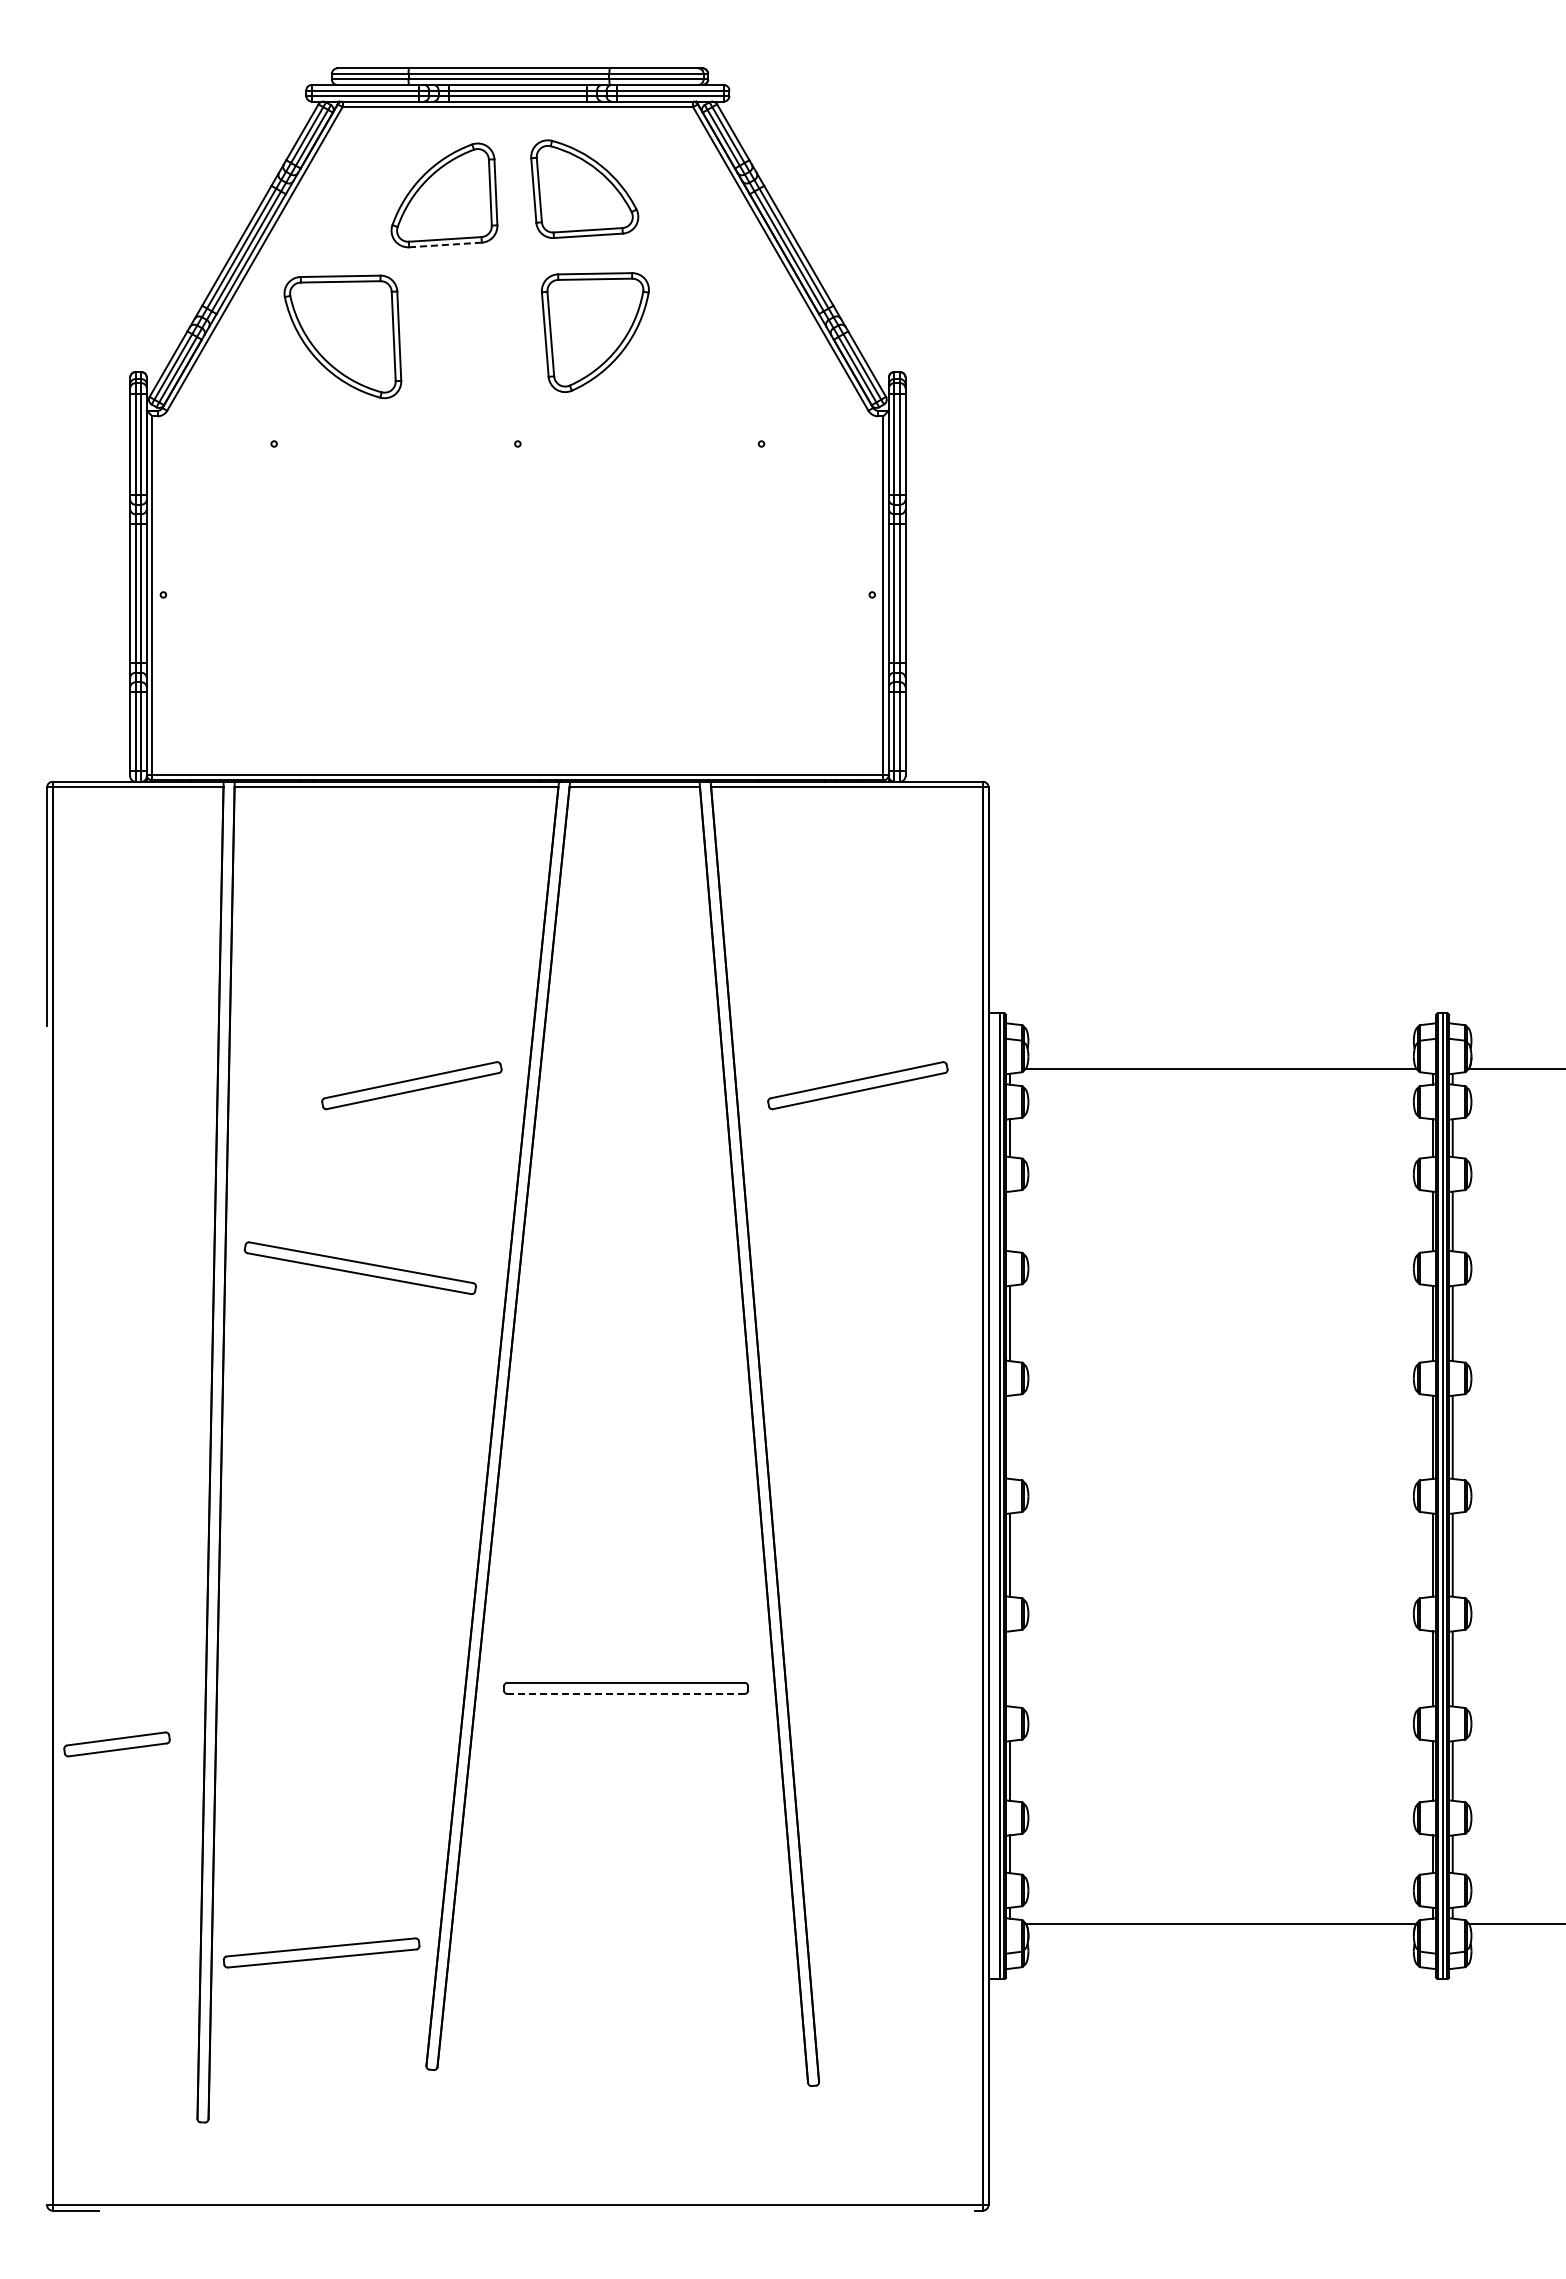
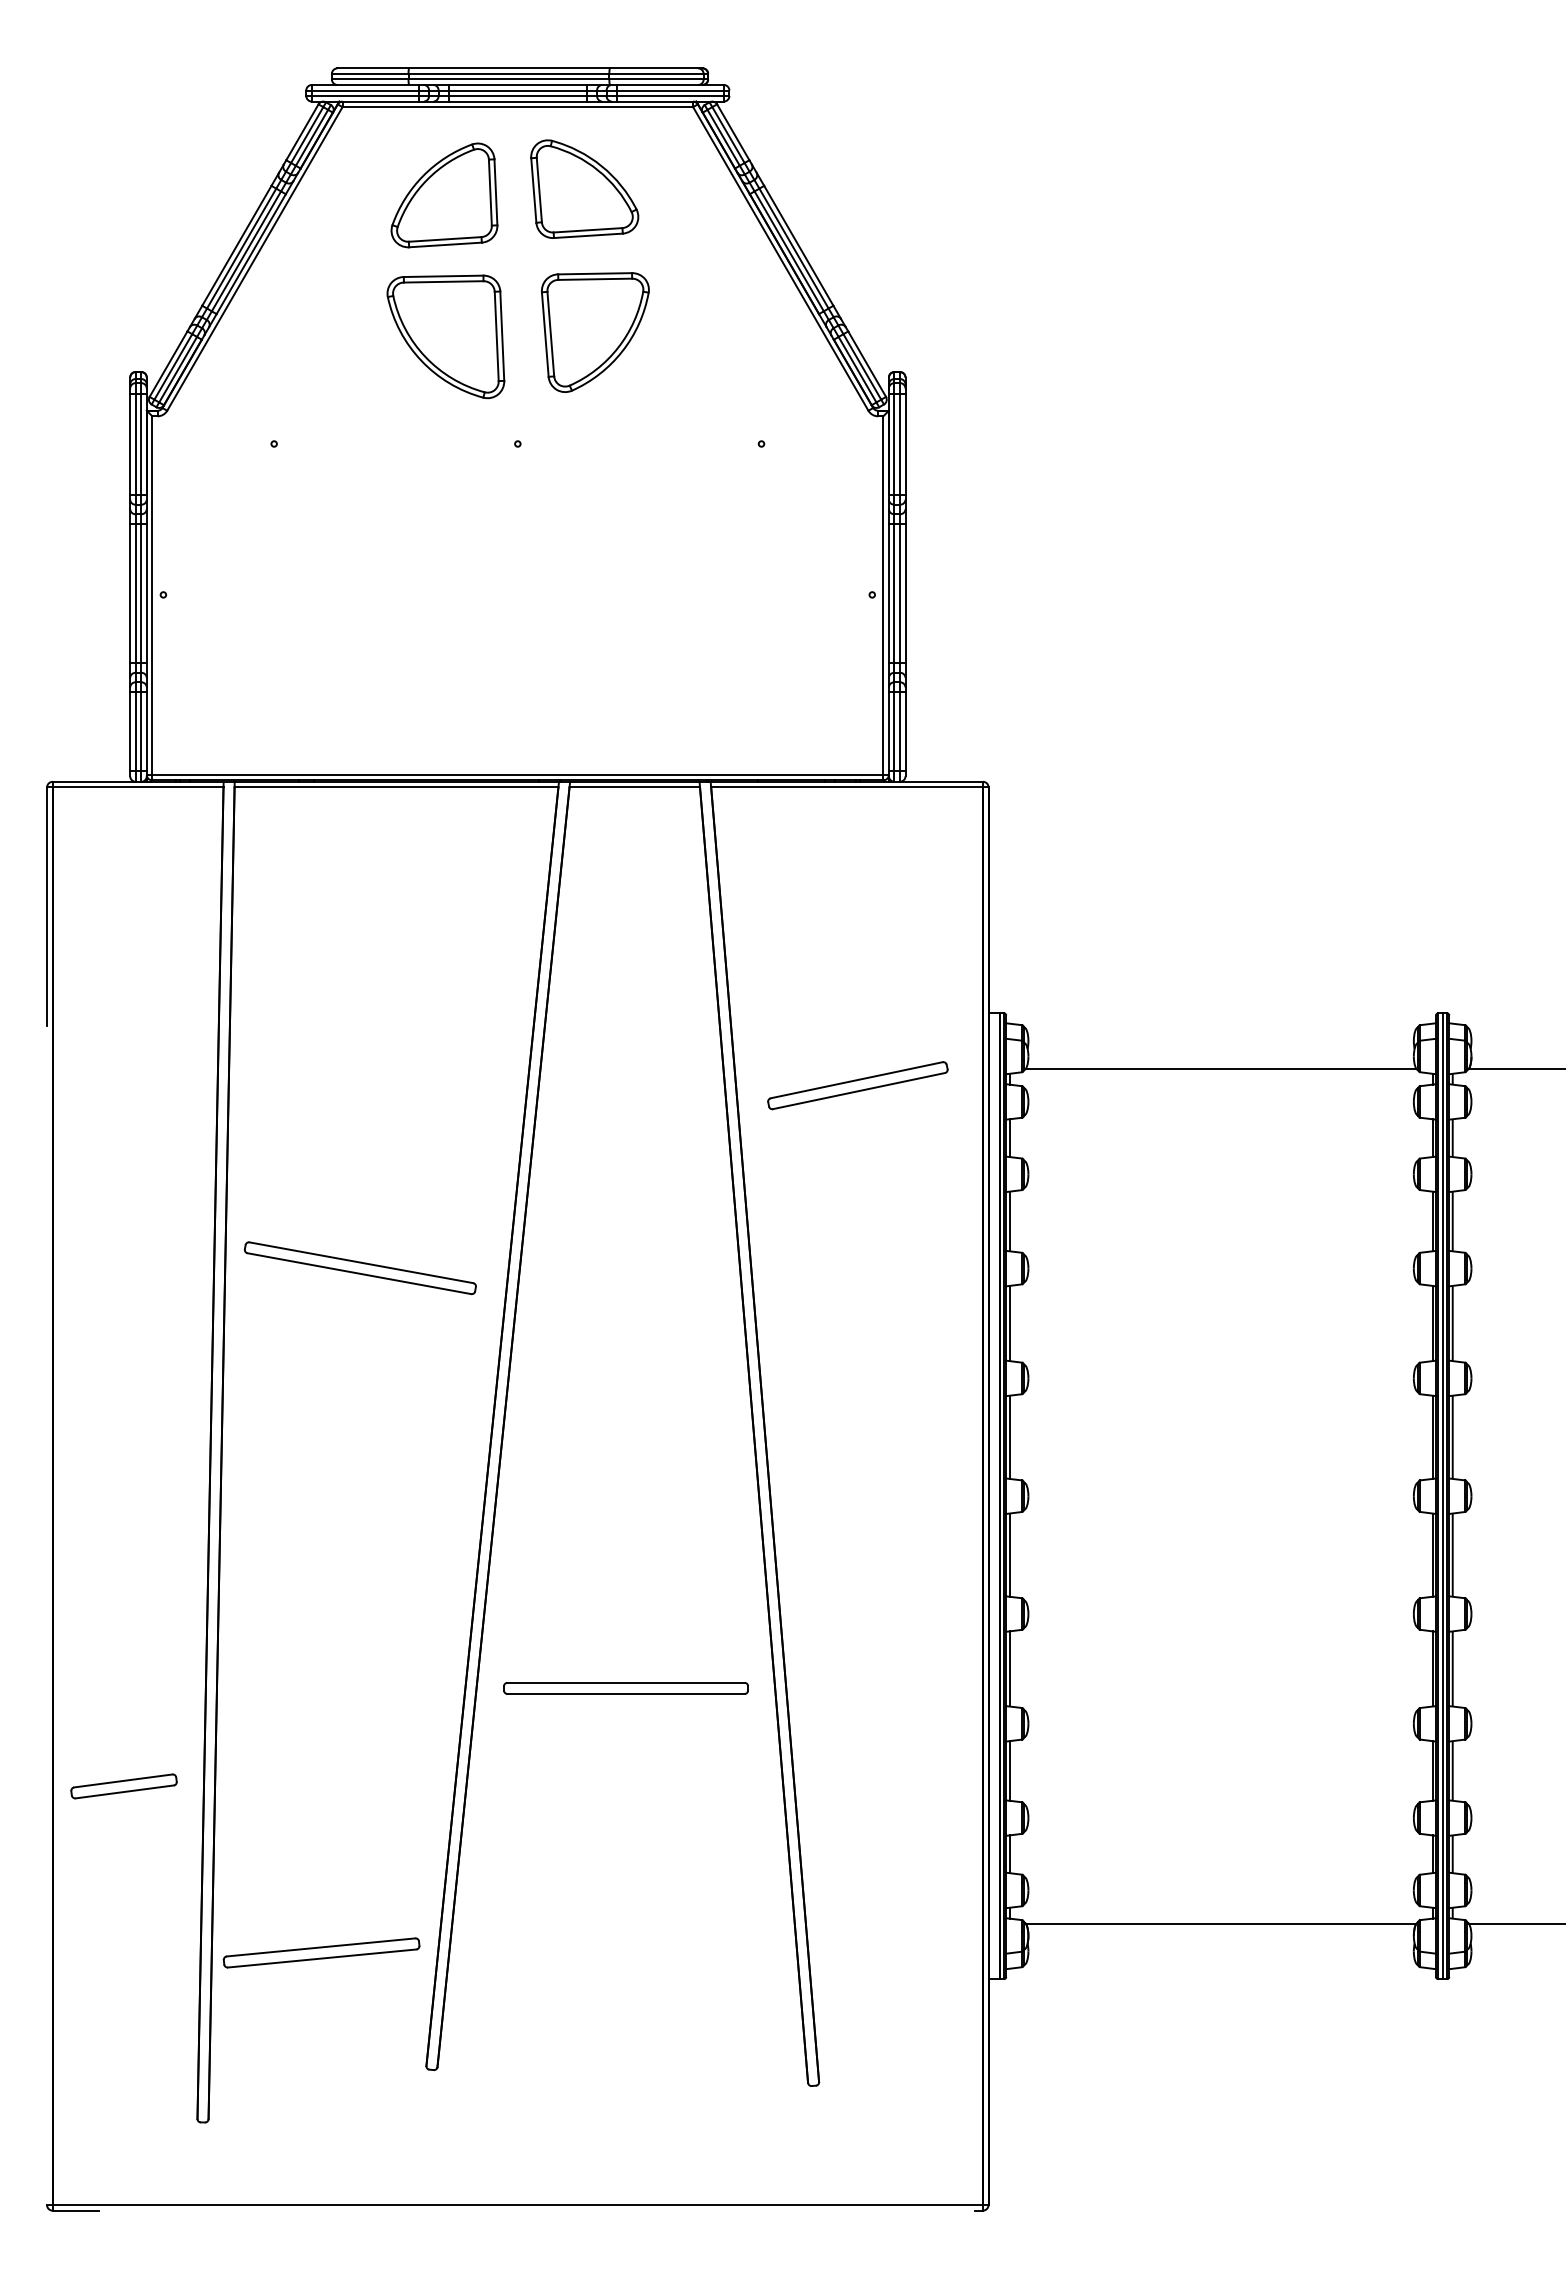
line: dashed -> solid (445, 245)
part position: (342, 336) -> (445, 336) (445, 336)
part: present -> none (411, 1085)
line: none -> present (1009, 1221)
line: none -> present (1009, 1436)
line: none -> present (1009, 1668)
line: dashed -> solid (626, 1693)
part position: (116, 1744) -> (123, 1786) (123, 1786)
